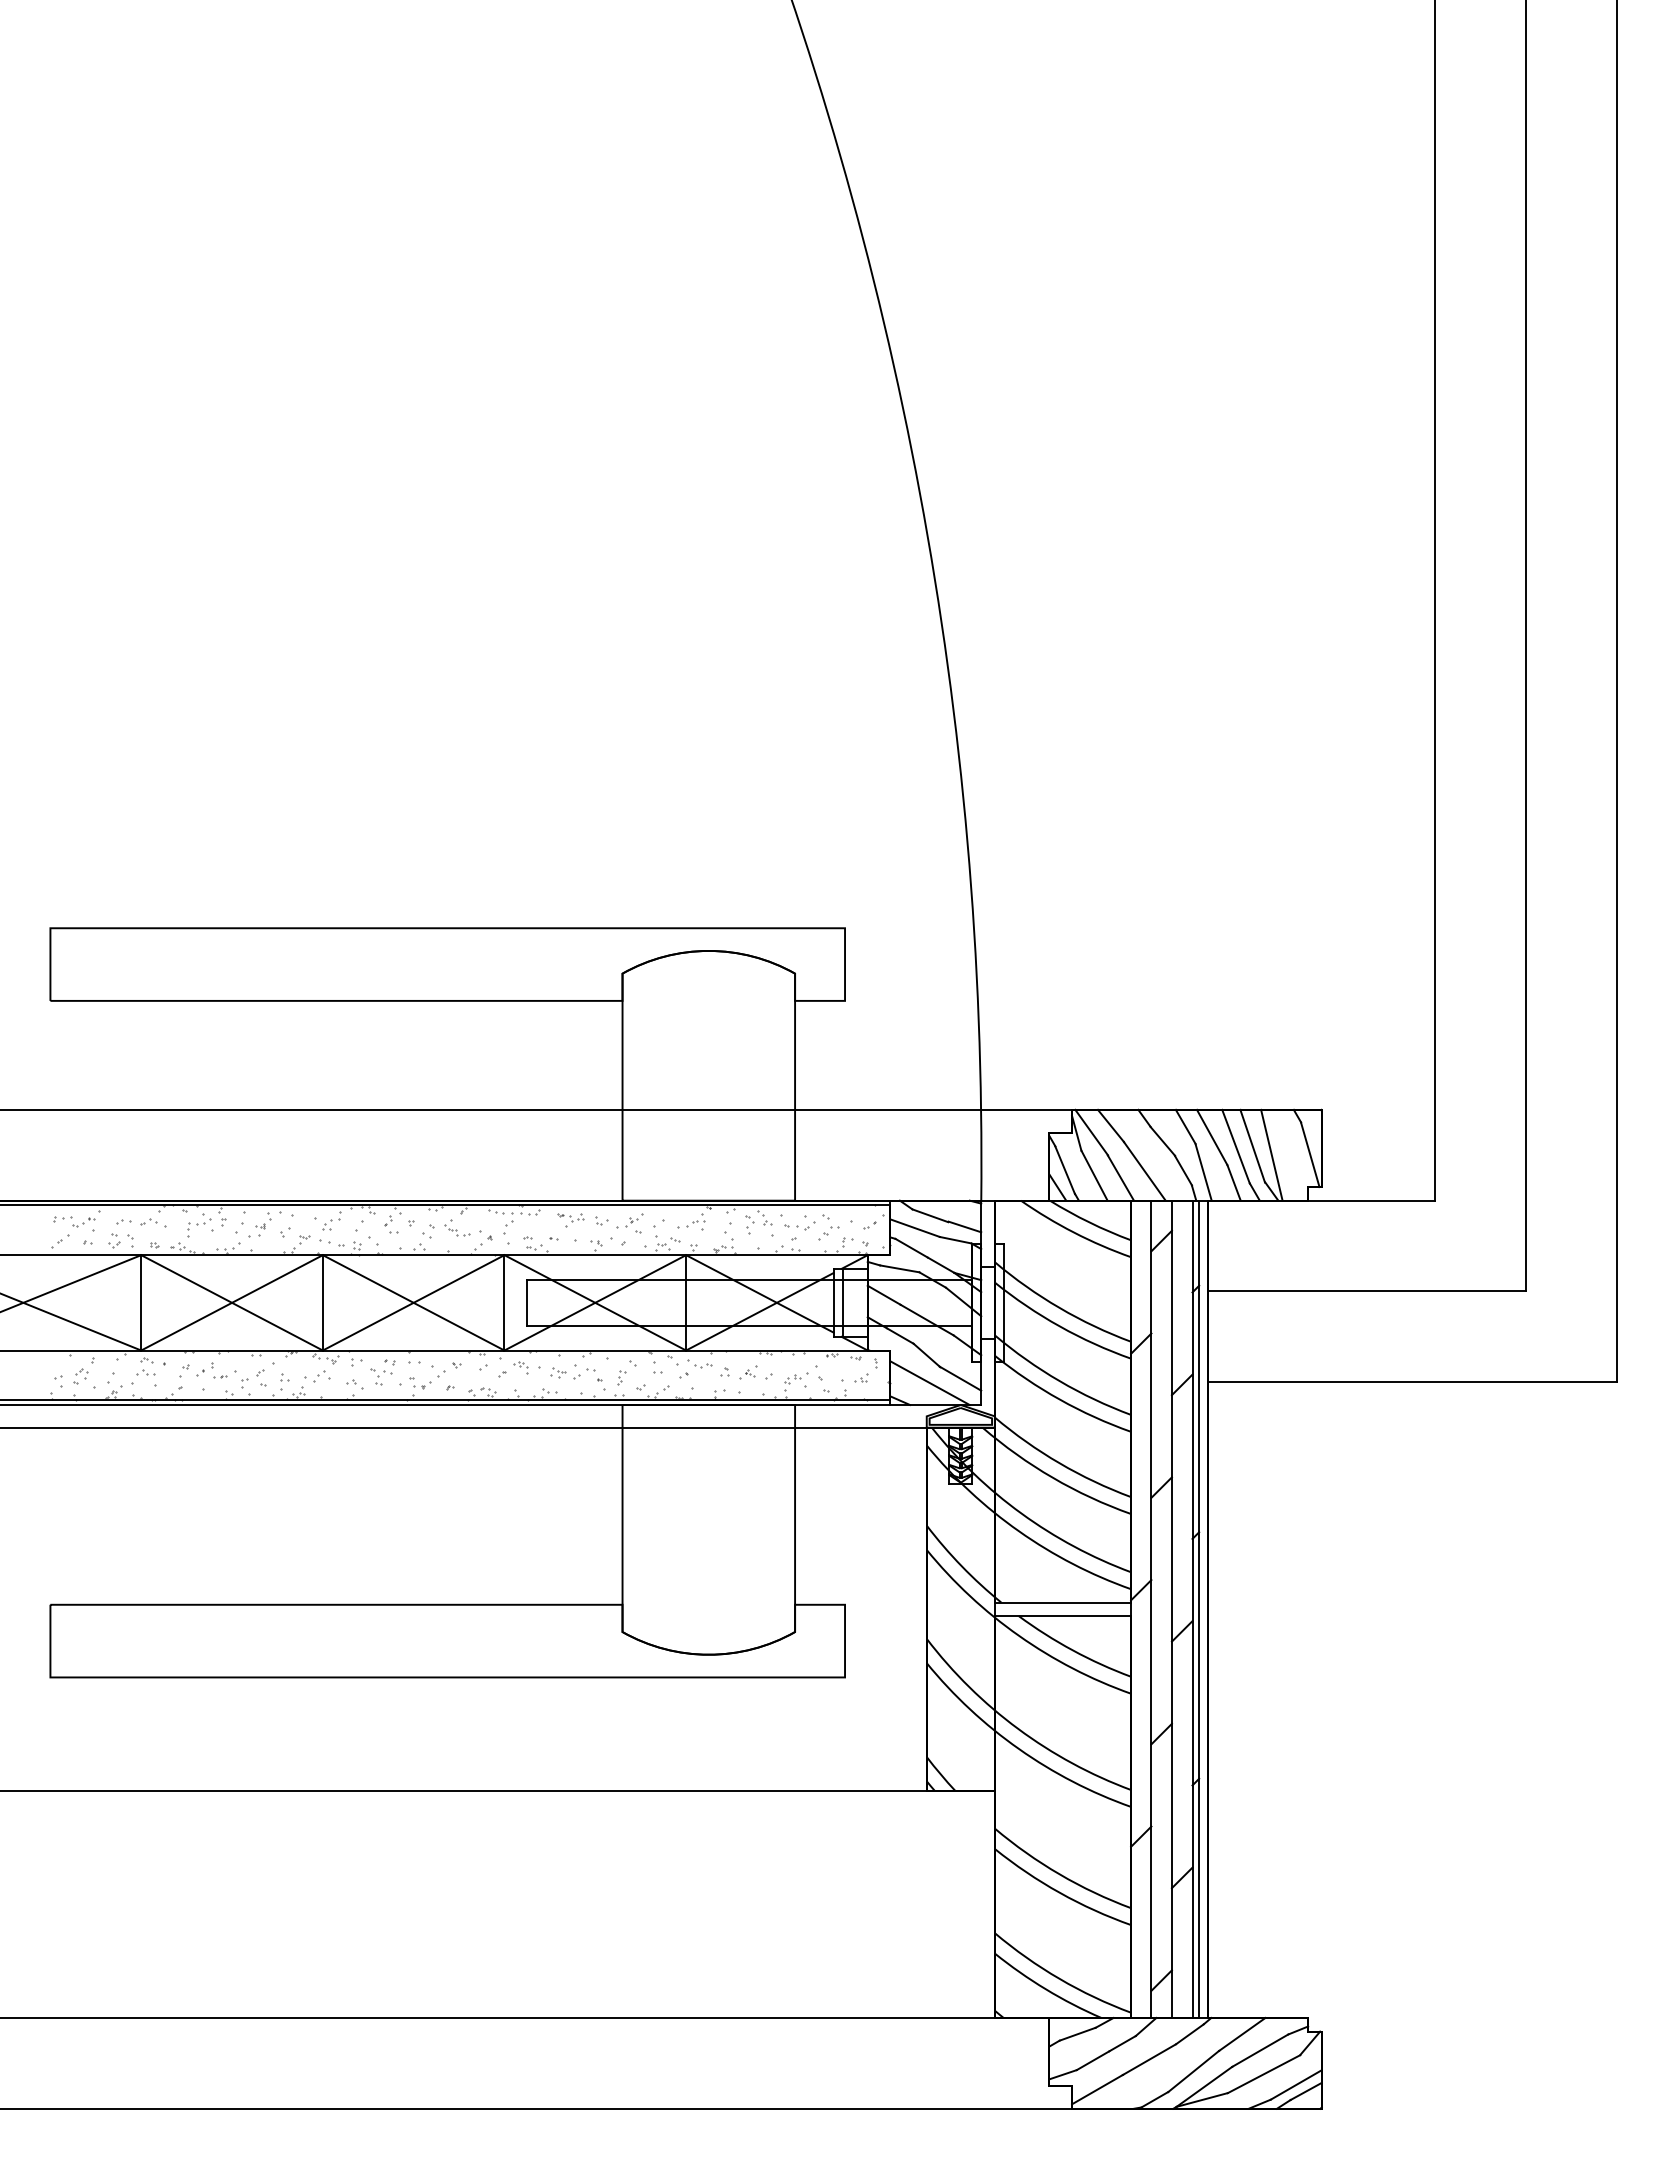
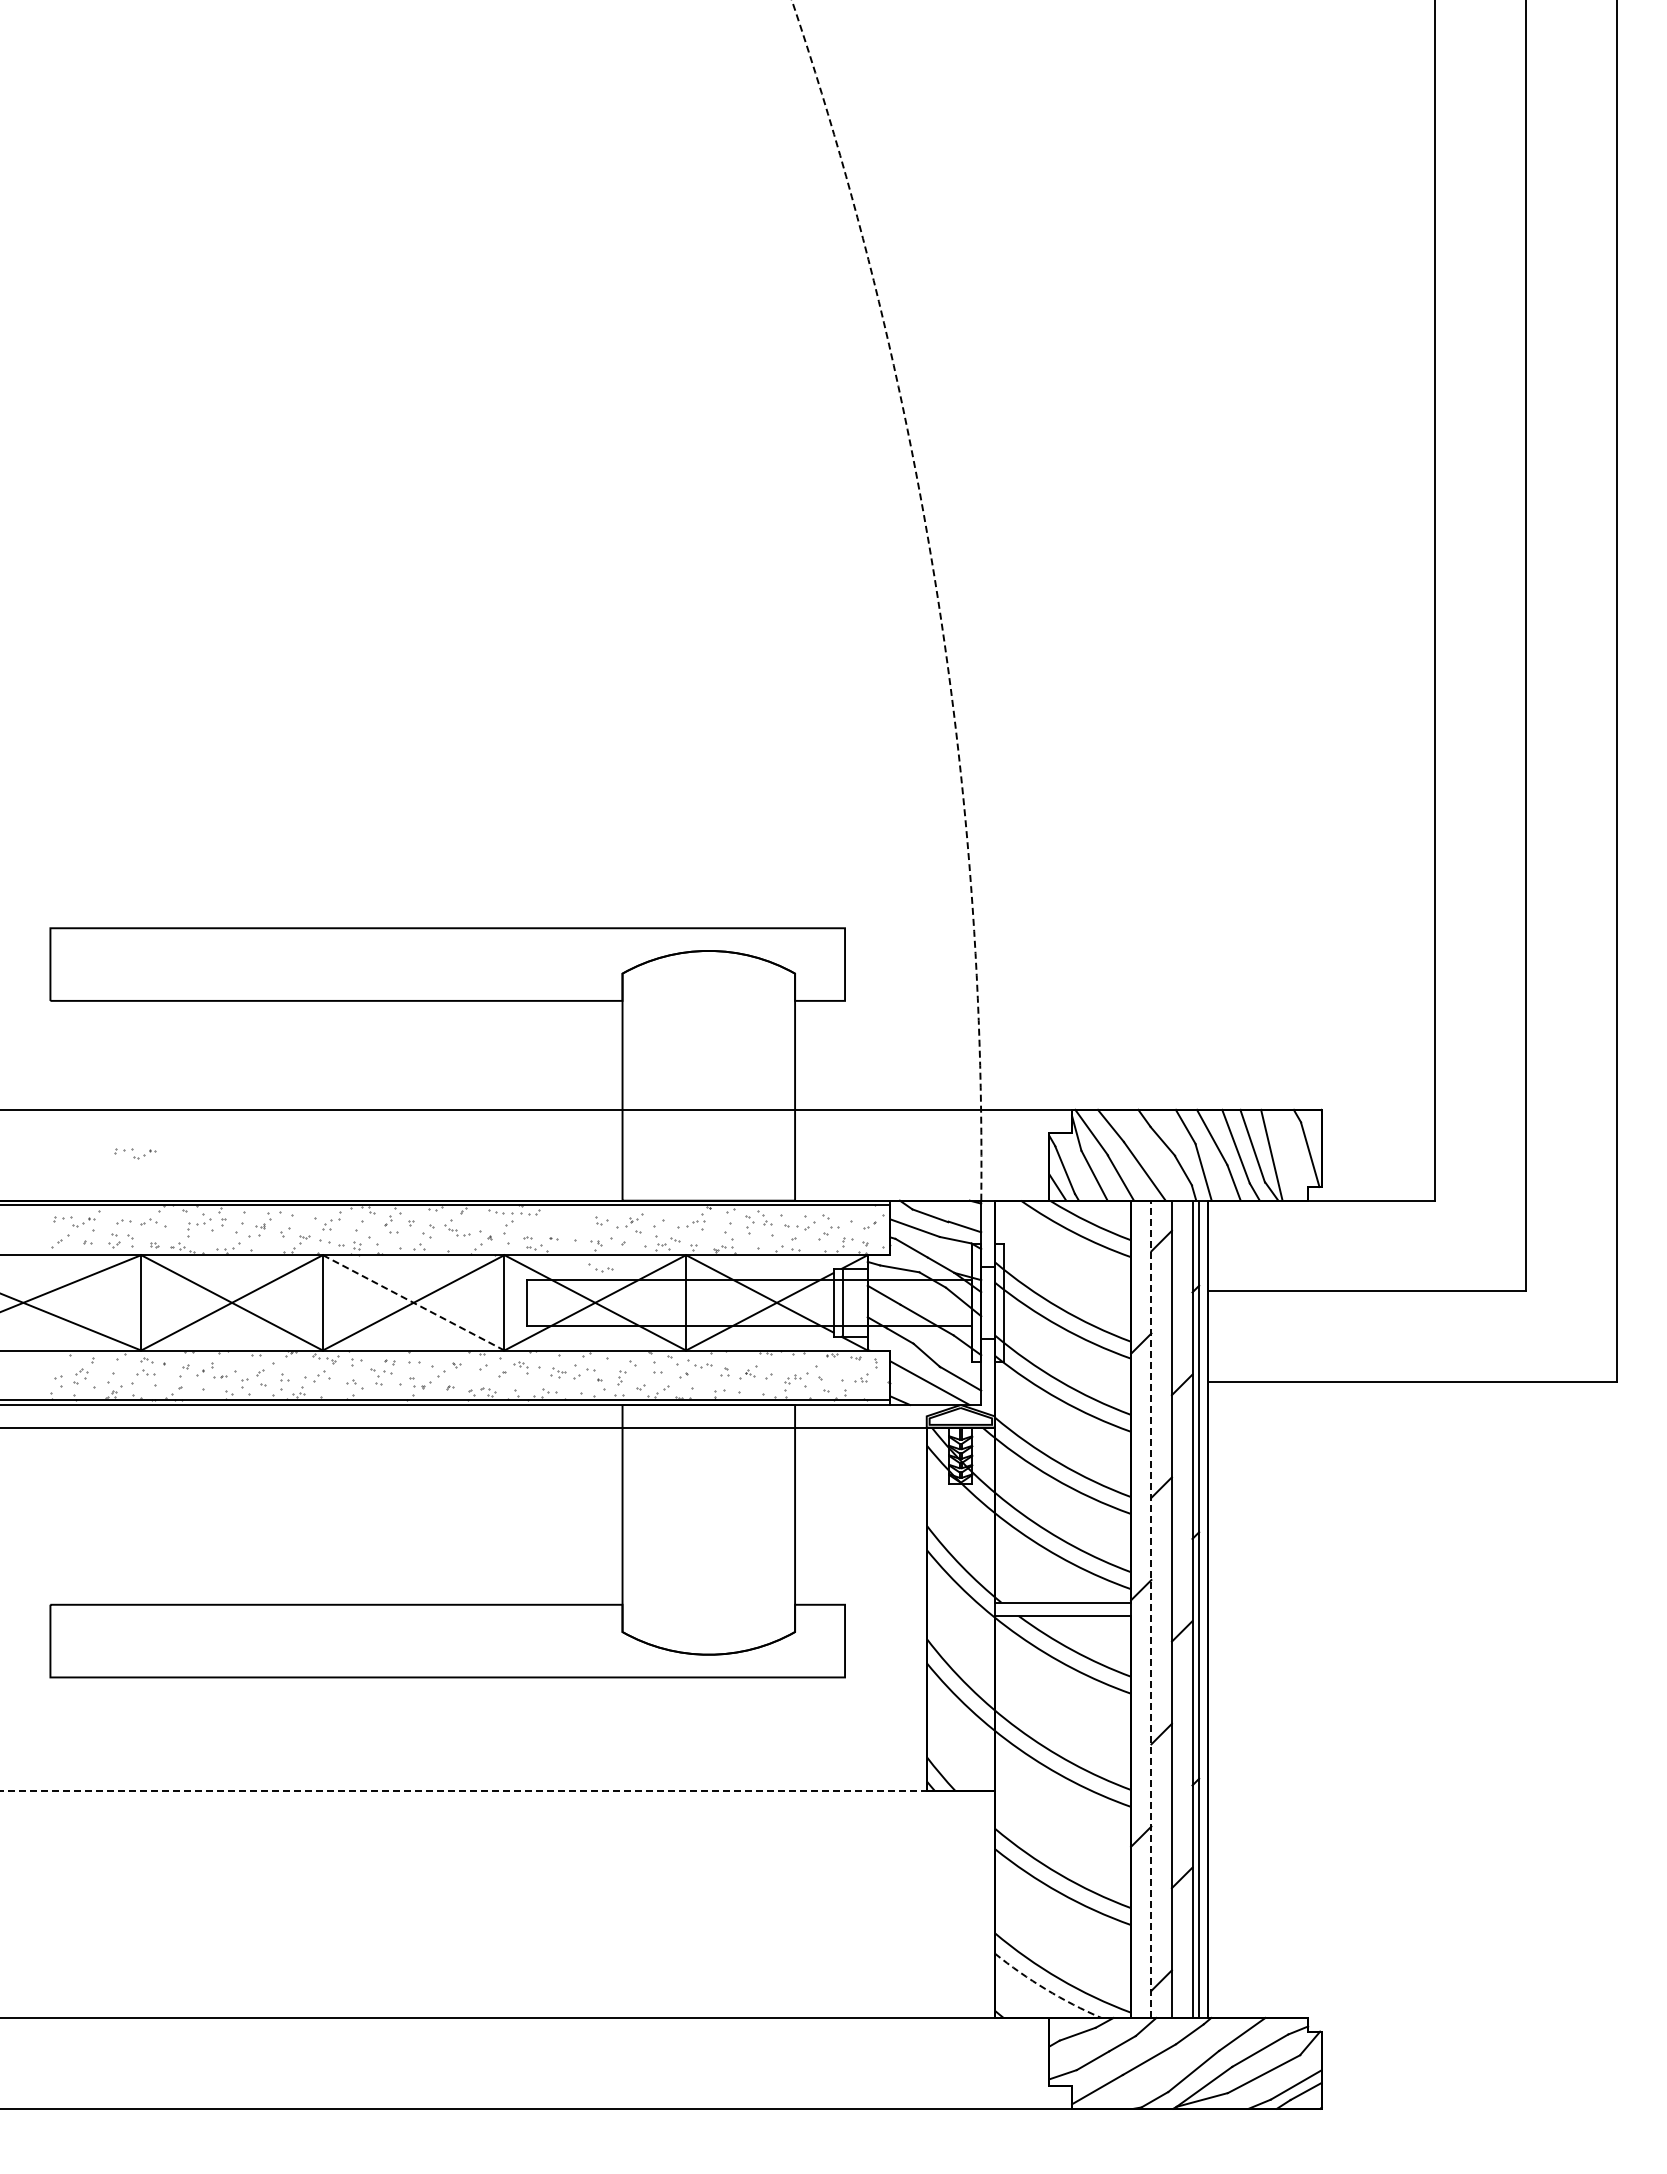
arc: solid -> dashed (936, 591)
part: none -> present (135, 1153)
part: present -> none (570, 1220)
part: none -> present (600, 1267)
line: solid -> dashed (413, 1302)
line: solid -> dashed (1151, 1609)
line: solid -> dashed (463, 1790)
arc: solid -> dashed (1045, 1989)
